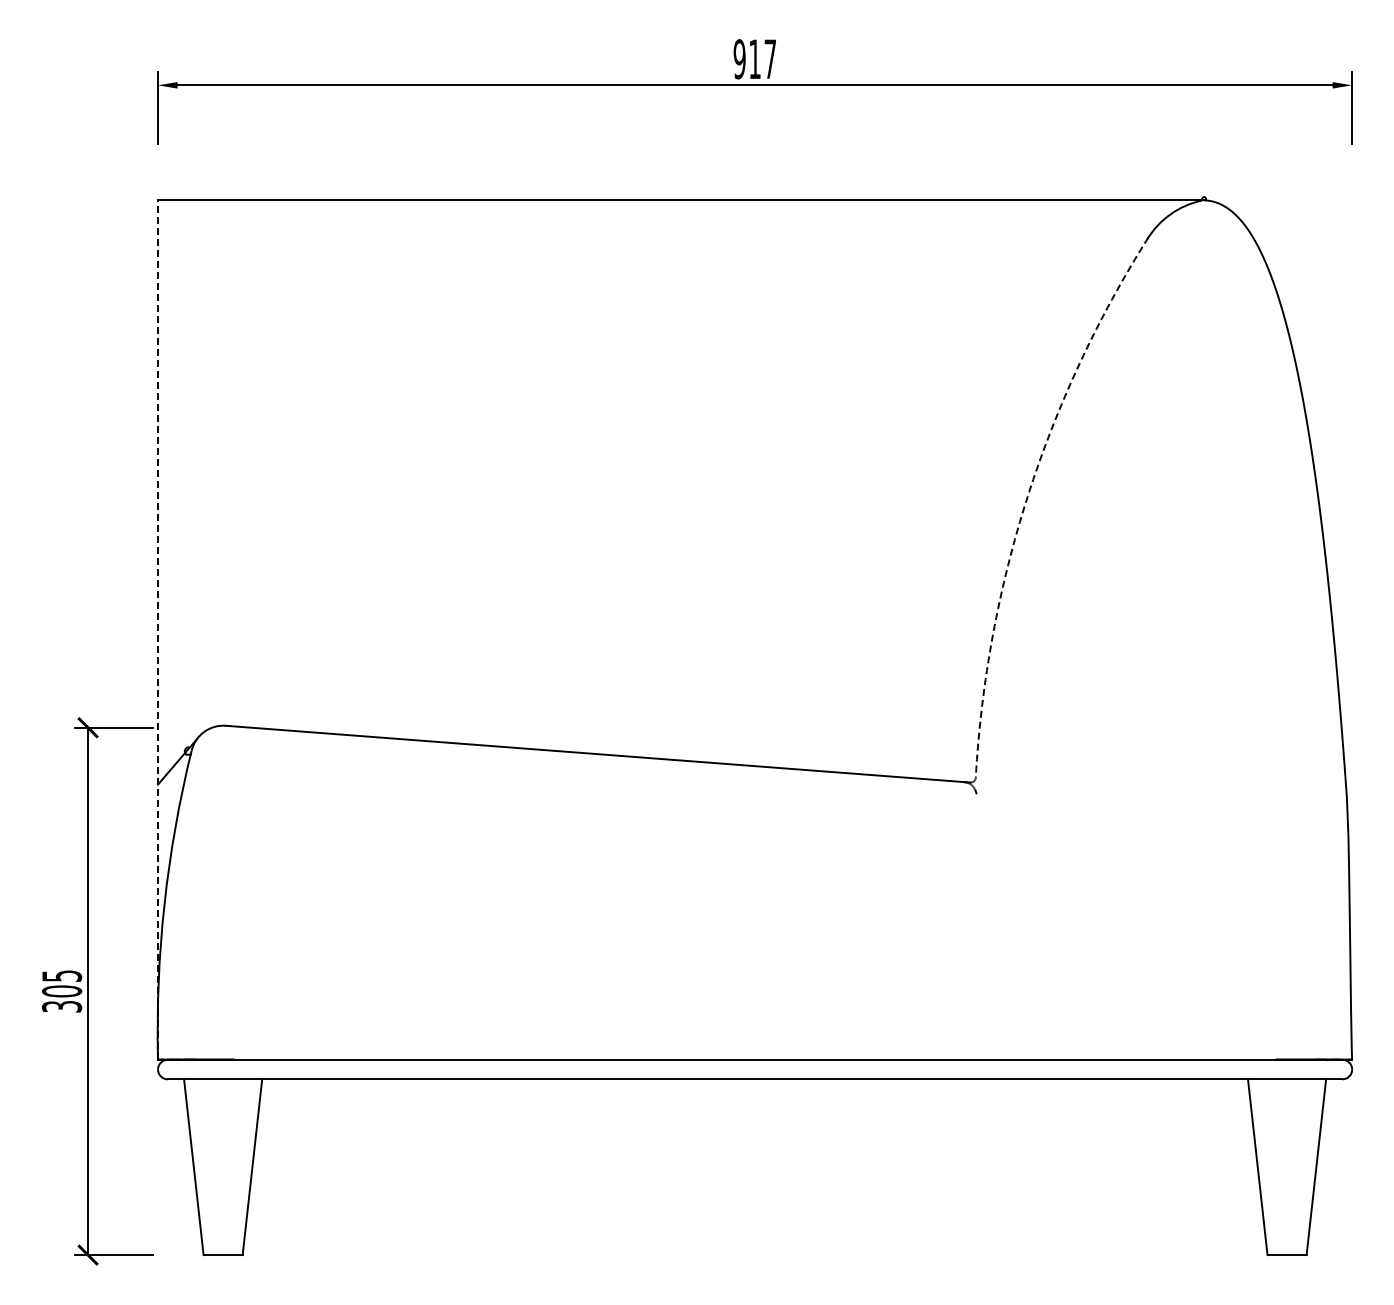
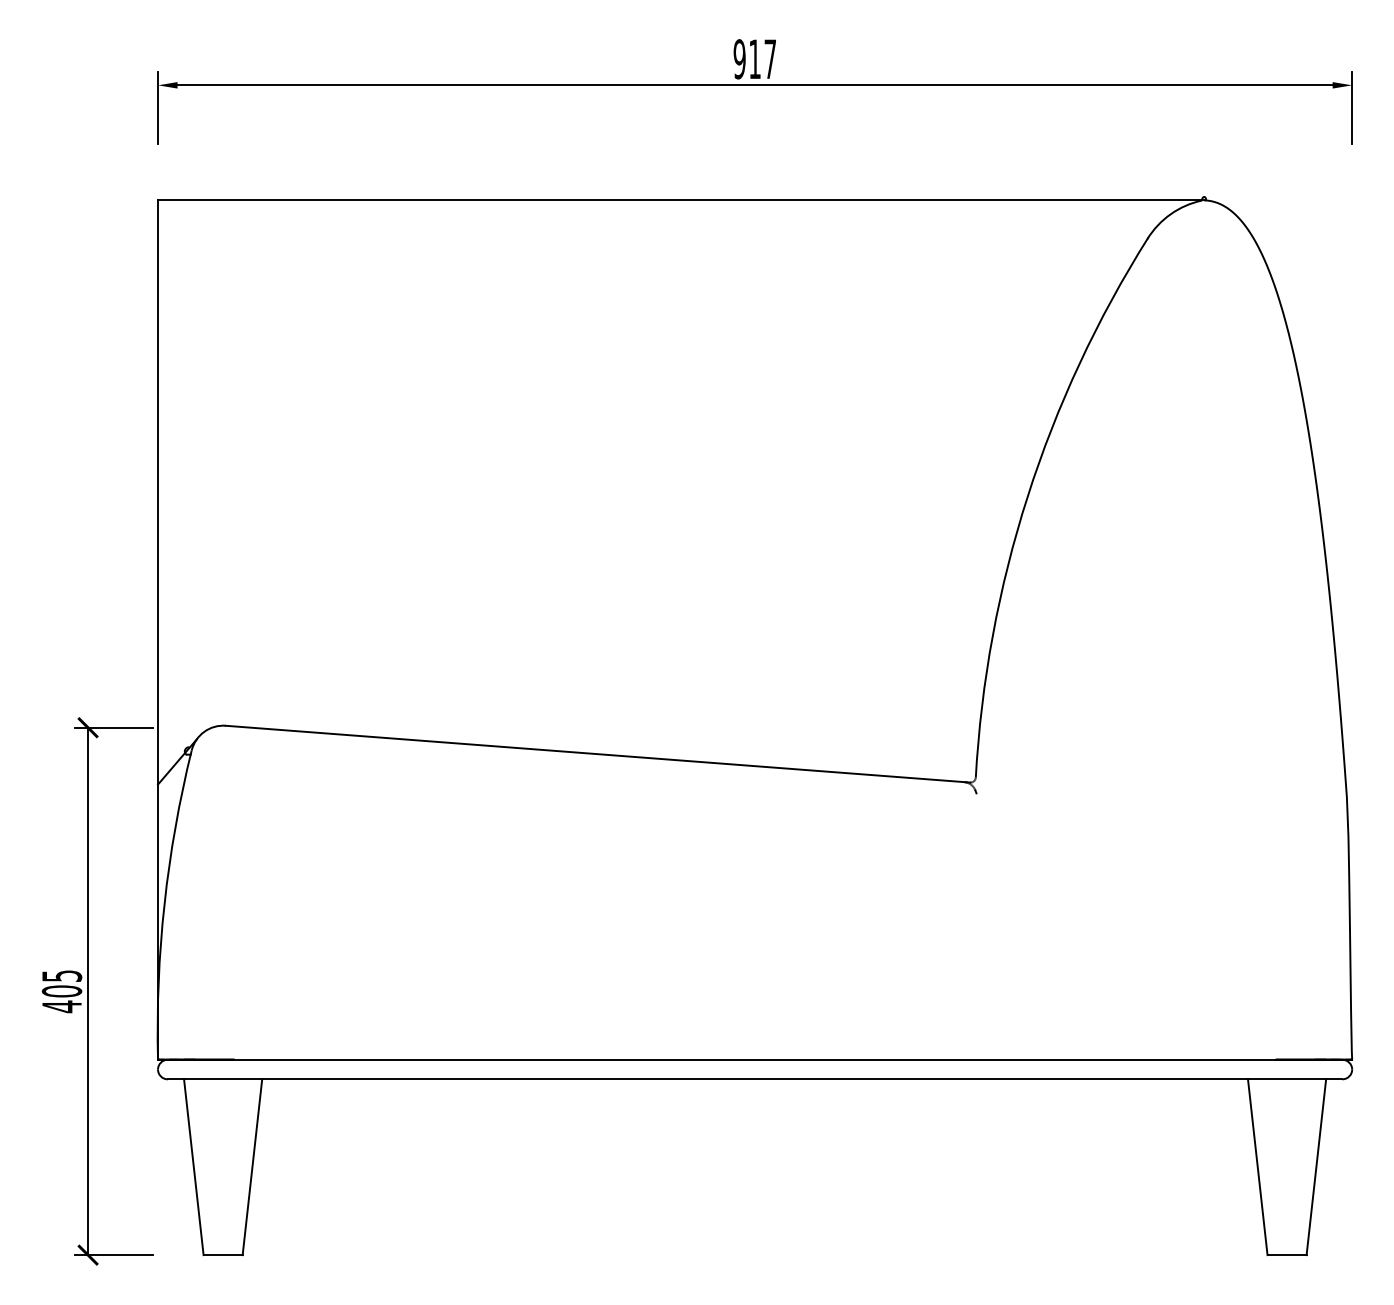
arc: dashed -> solid (1027, 496)
line: dashed -> solid (158, 630)
text: 305 -> 405 (61, 1006)
